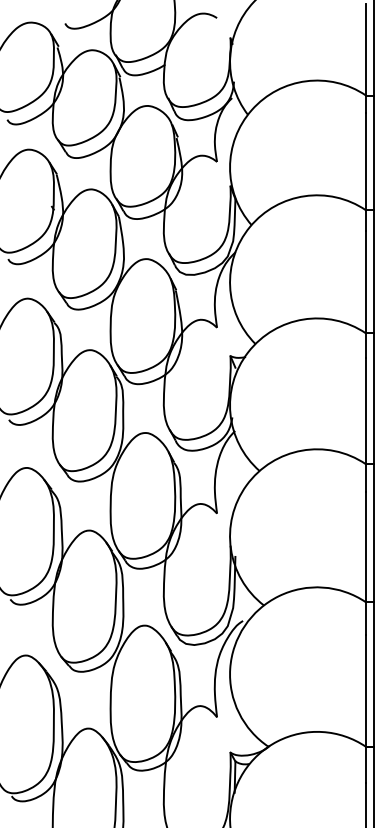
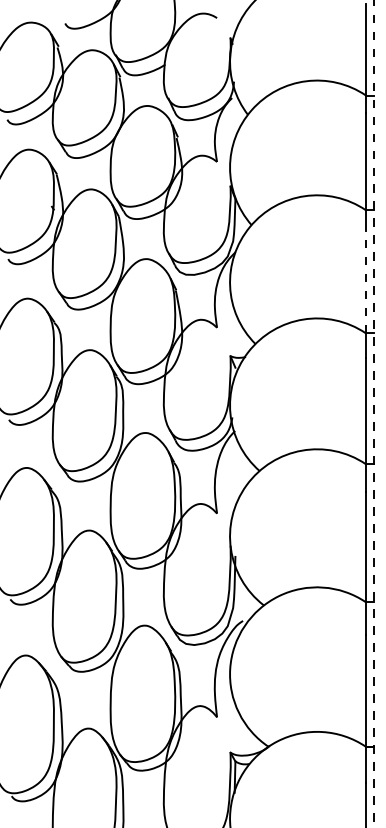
line: solid -> dashed (365, 281)
line: solid -> dashed (374, 414)
